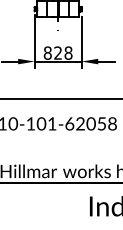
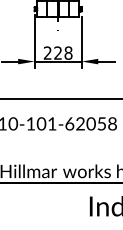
text: 828 -> 228 (47, 52)
